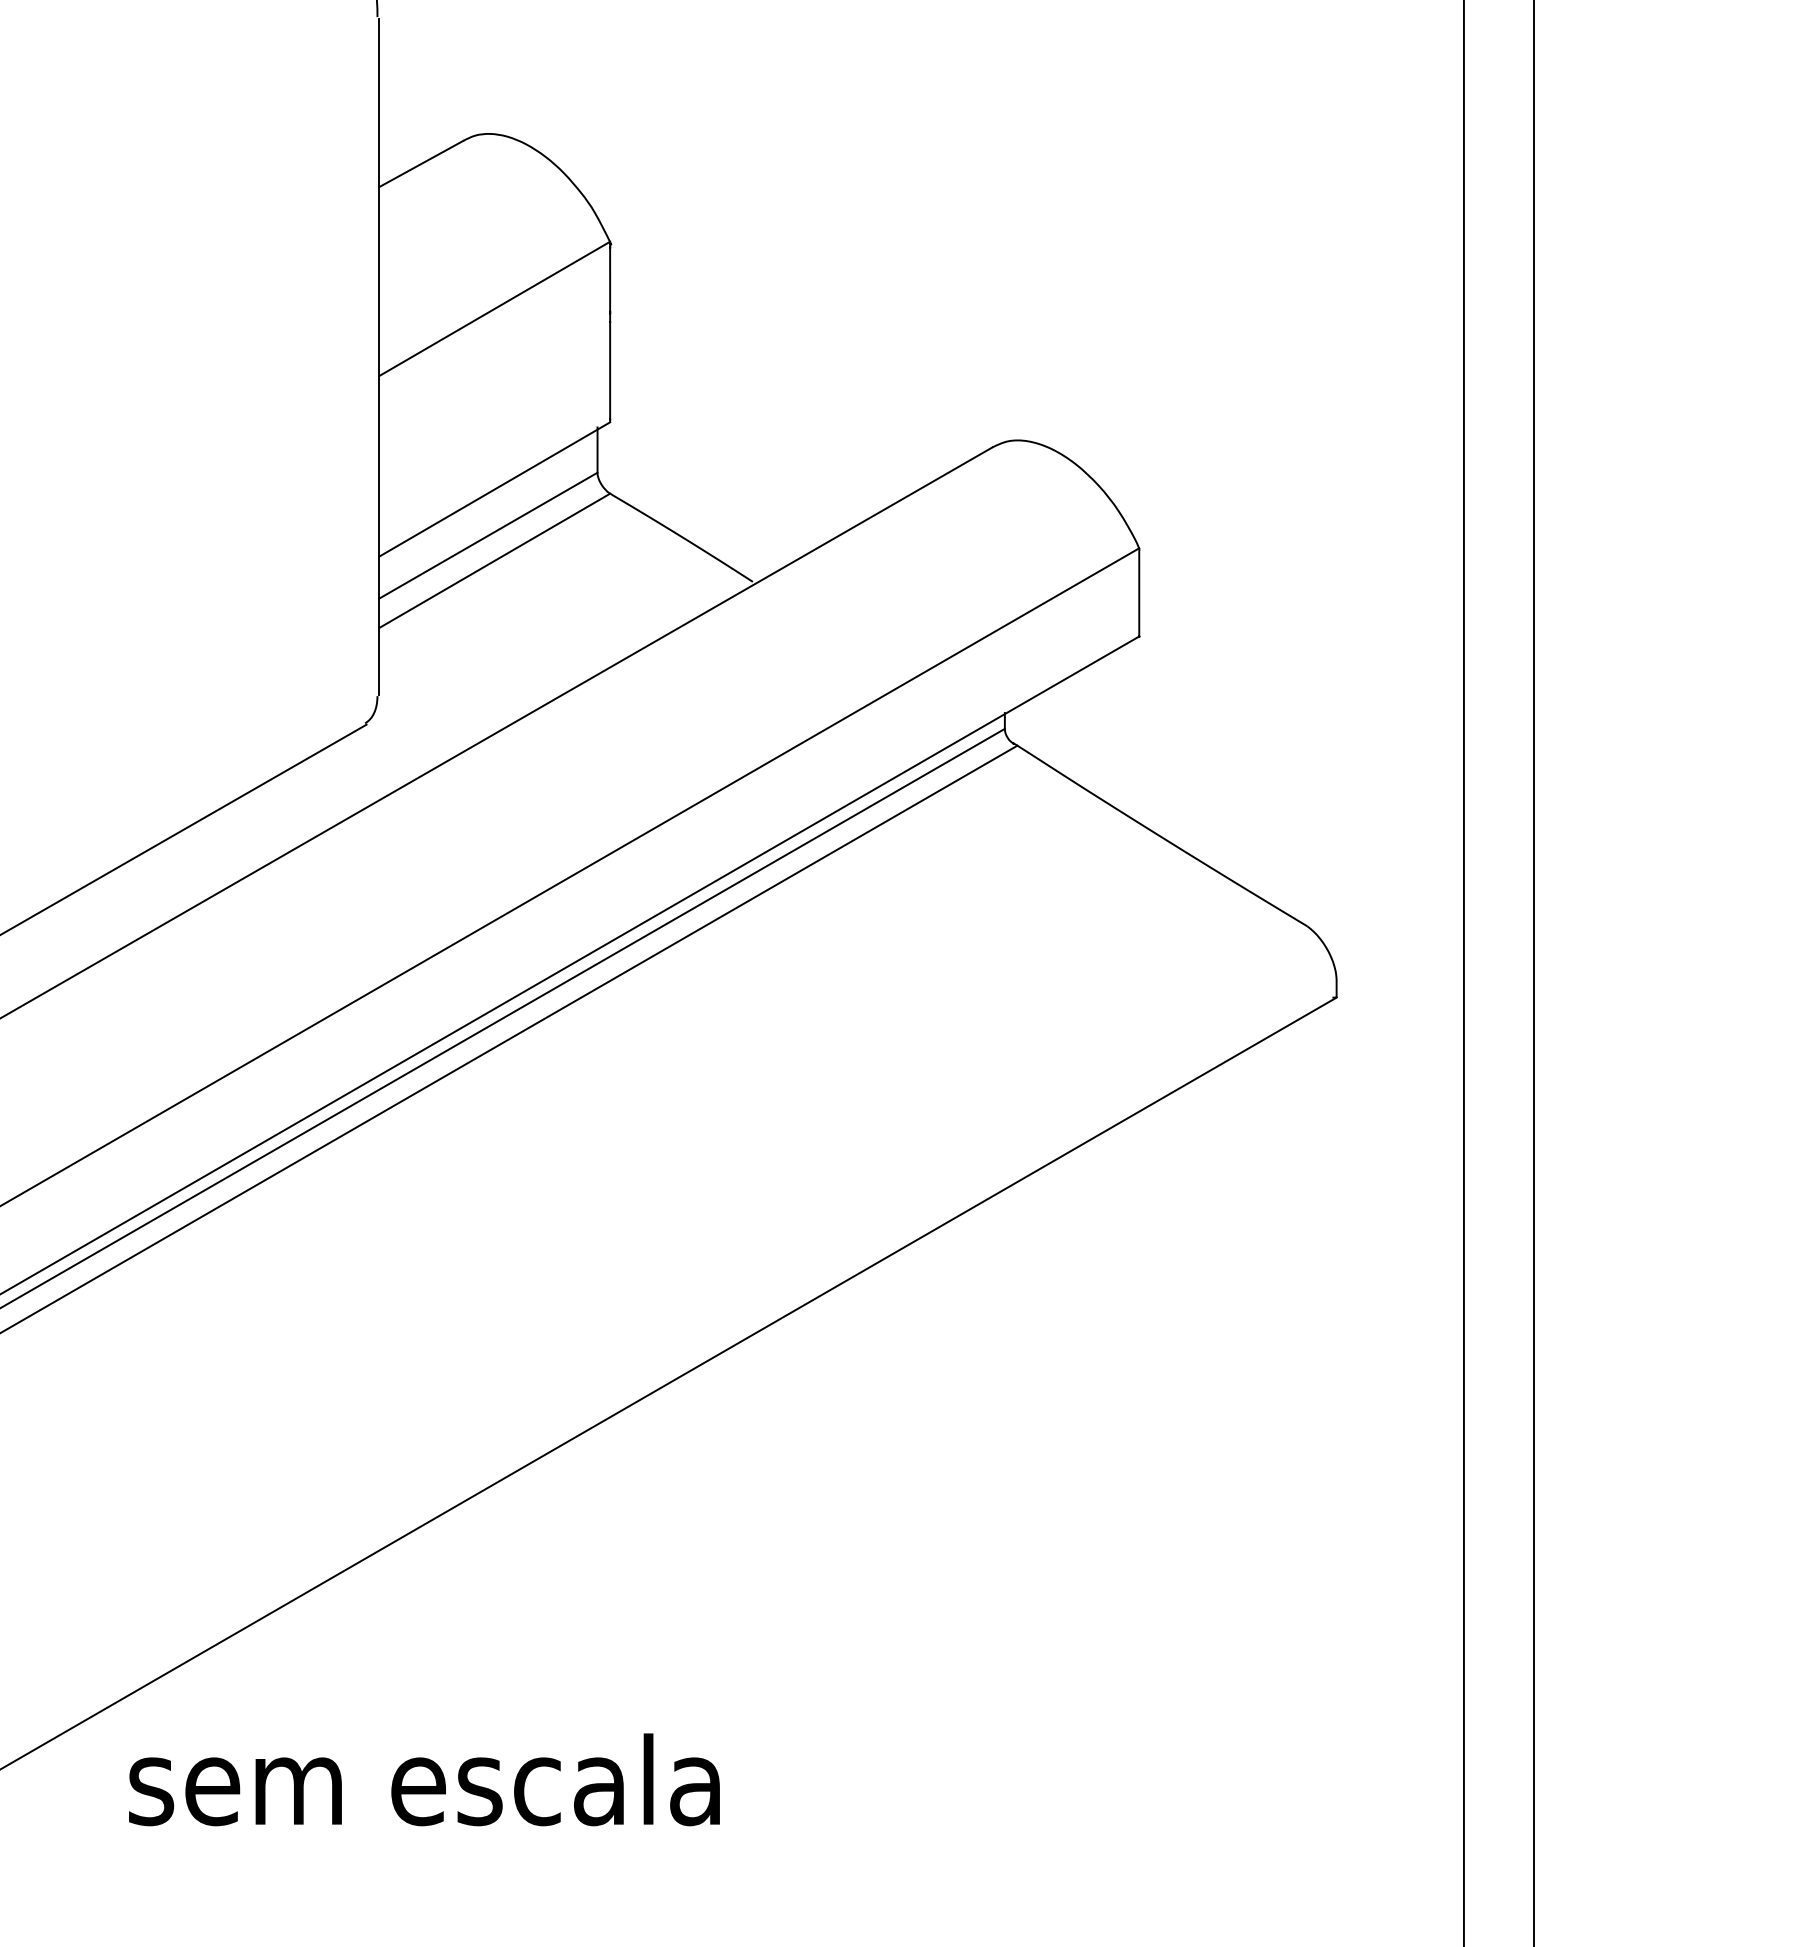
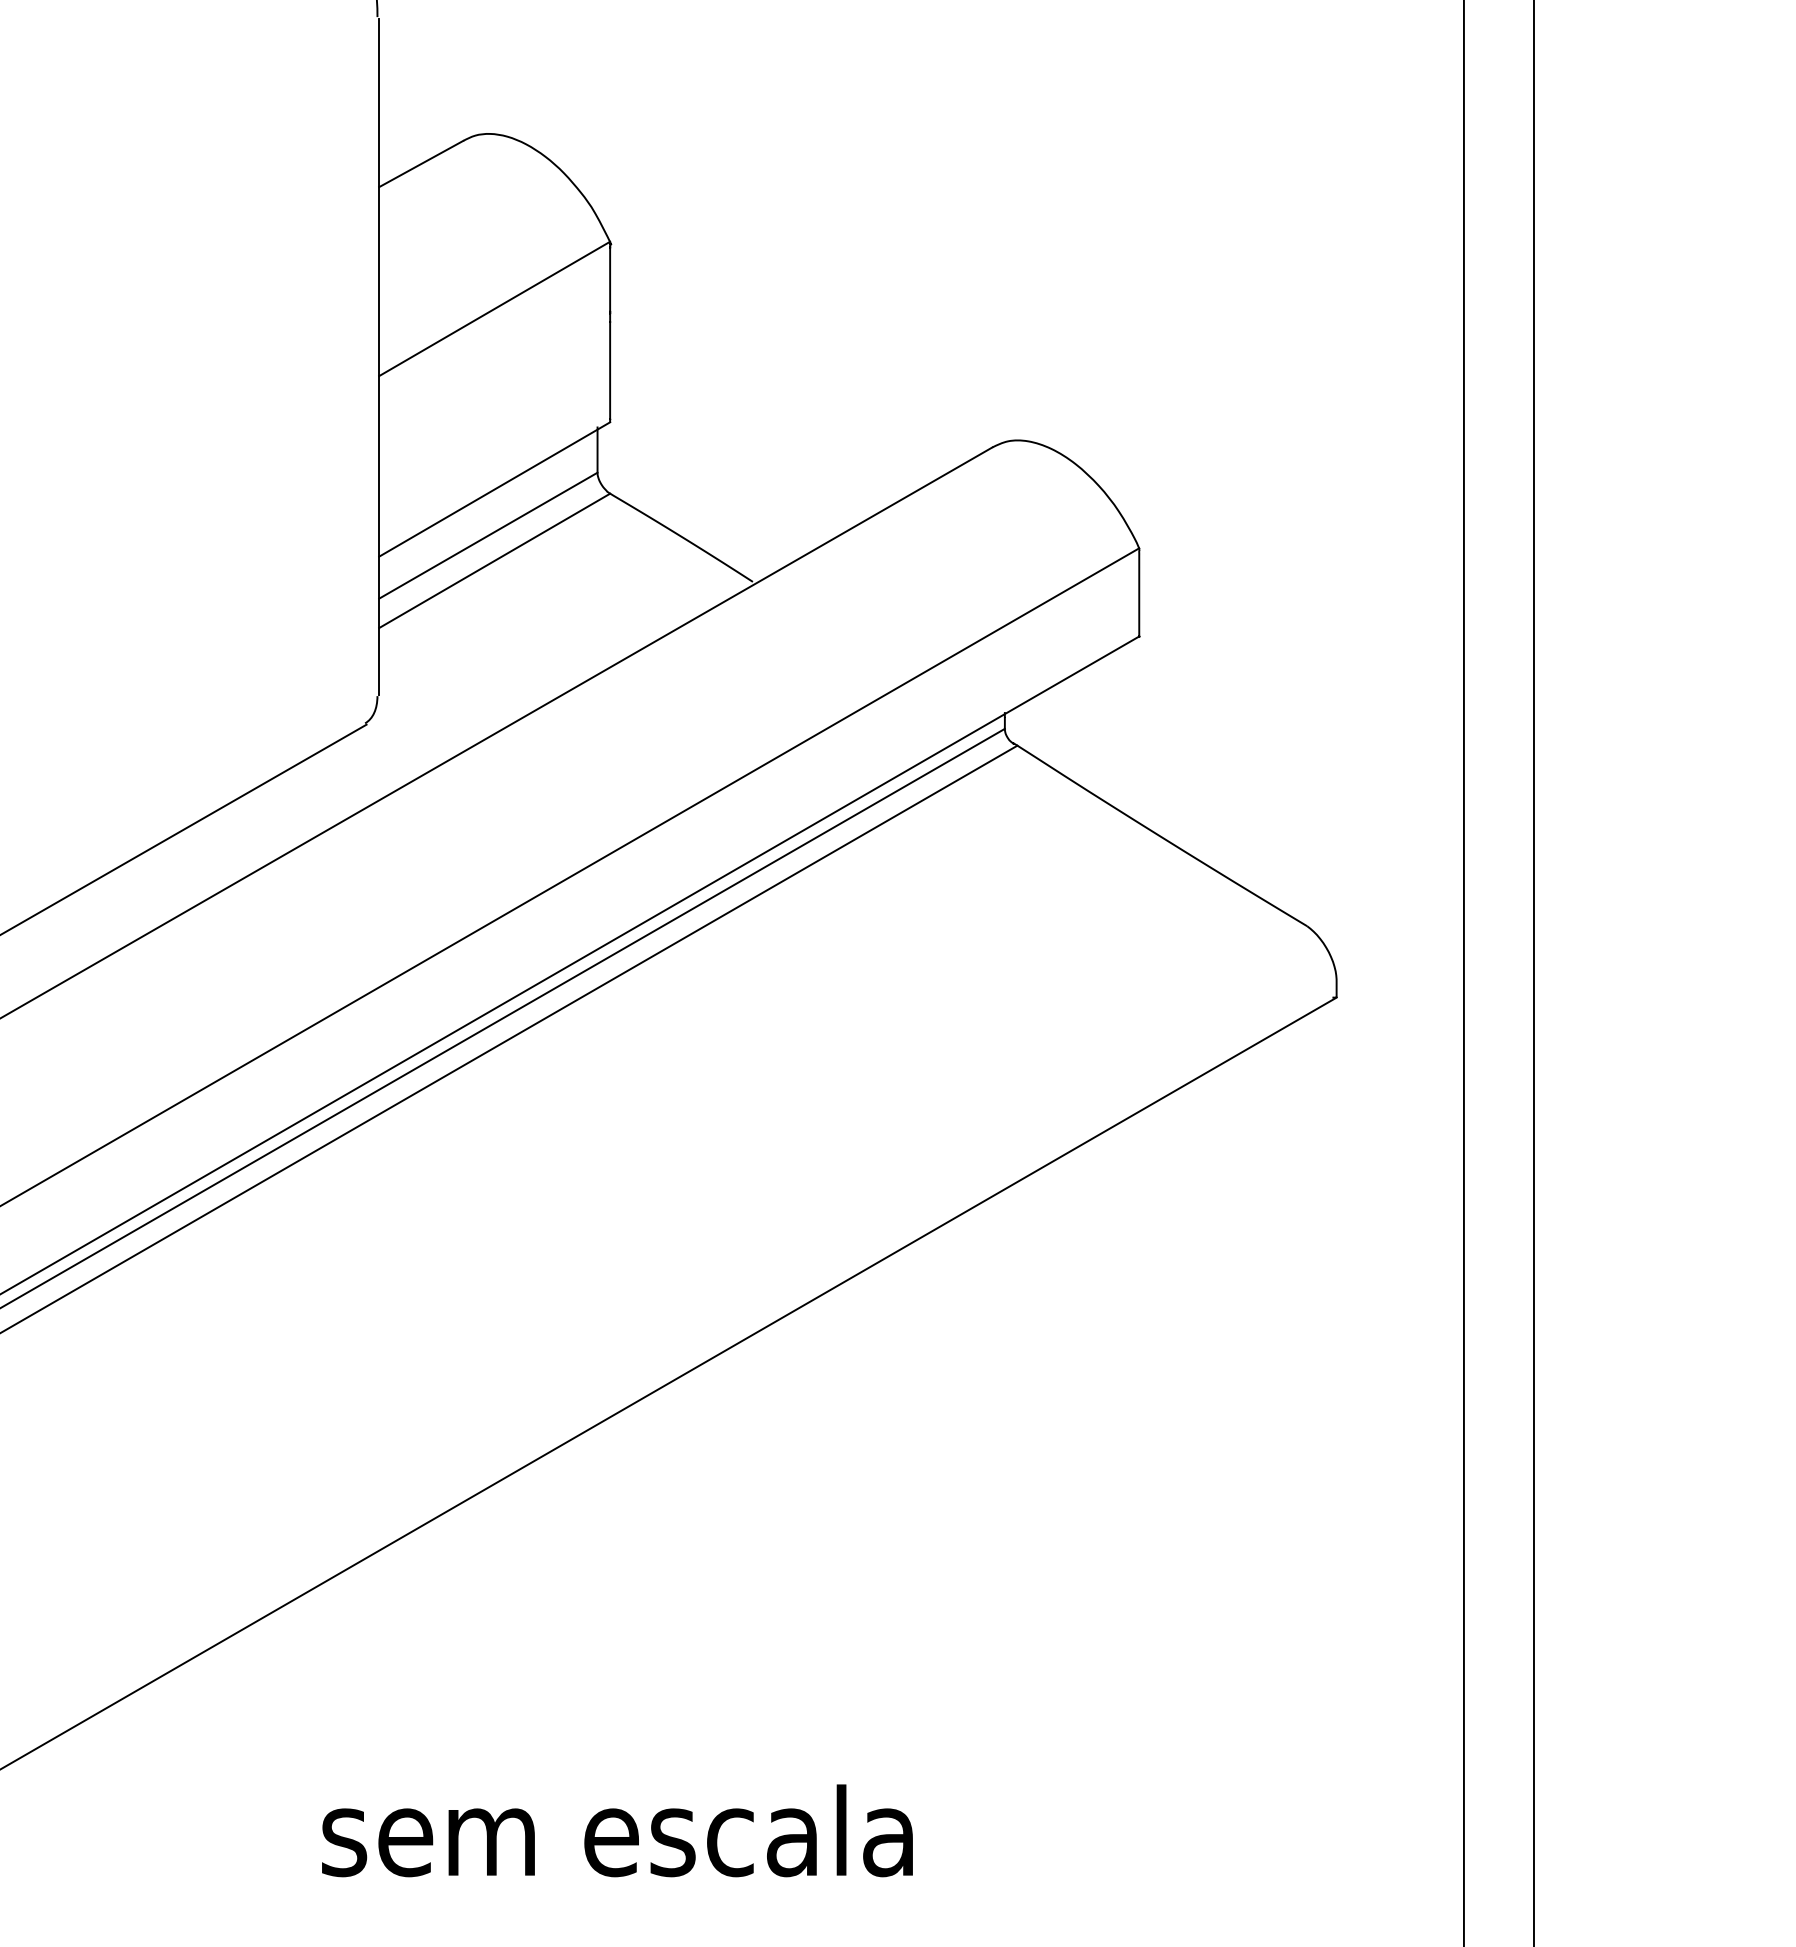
text position: (424, 1779) -> (617, 1830) (617, 1830)
